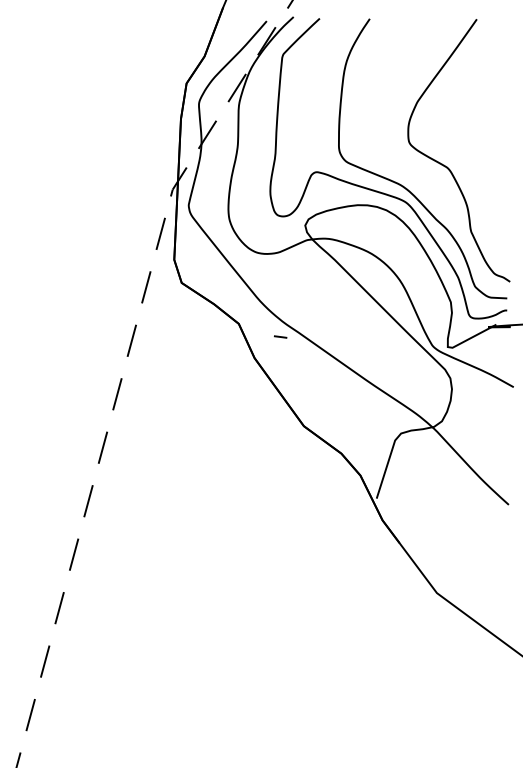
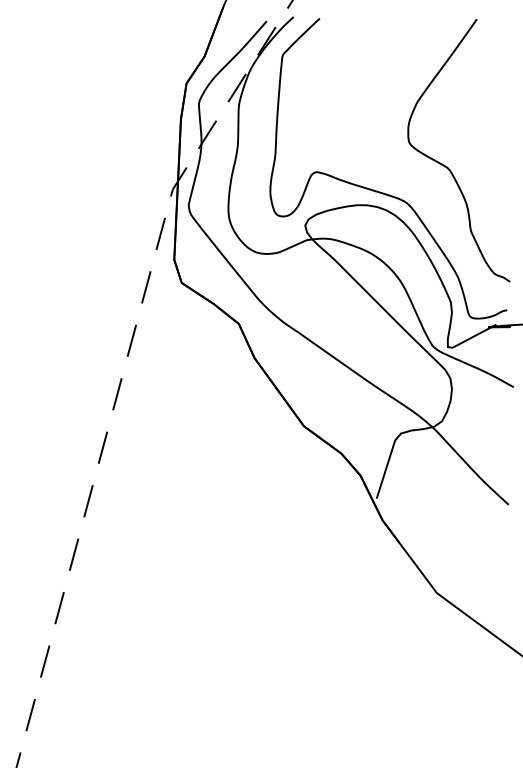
curve: present -> none (403, 185)
line: present -> none (280, 336)
